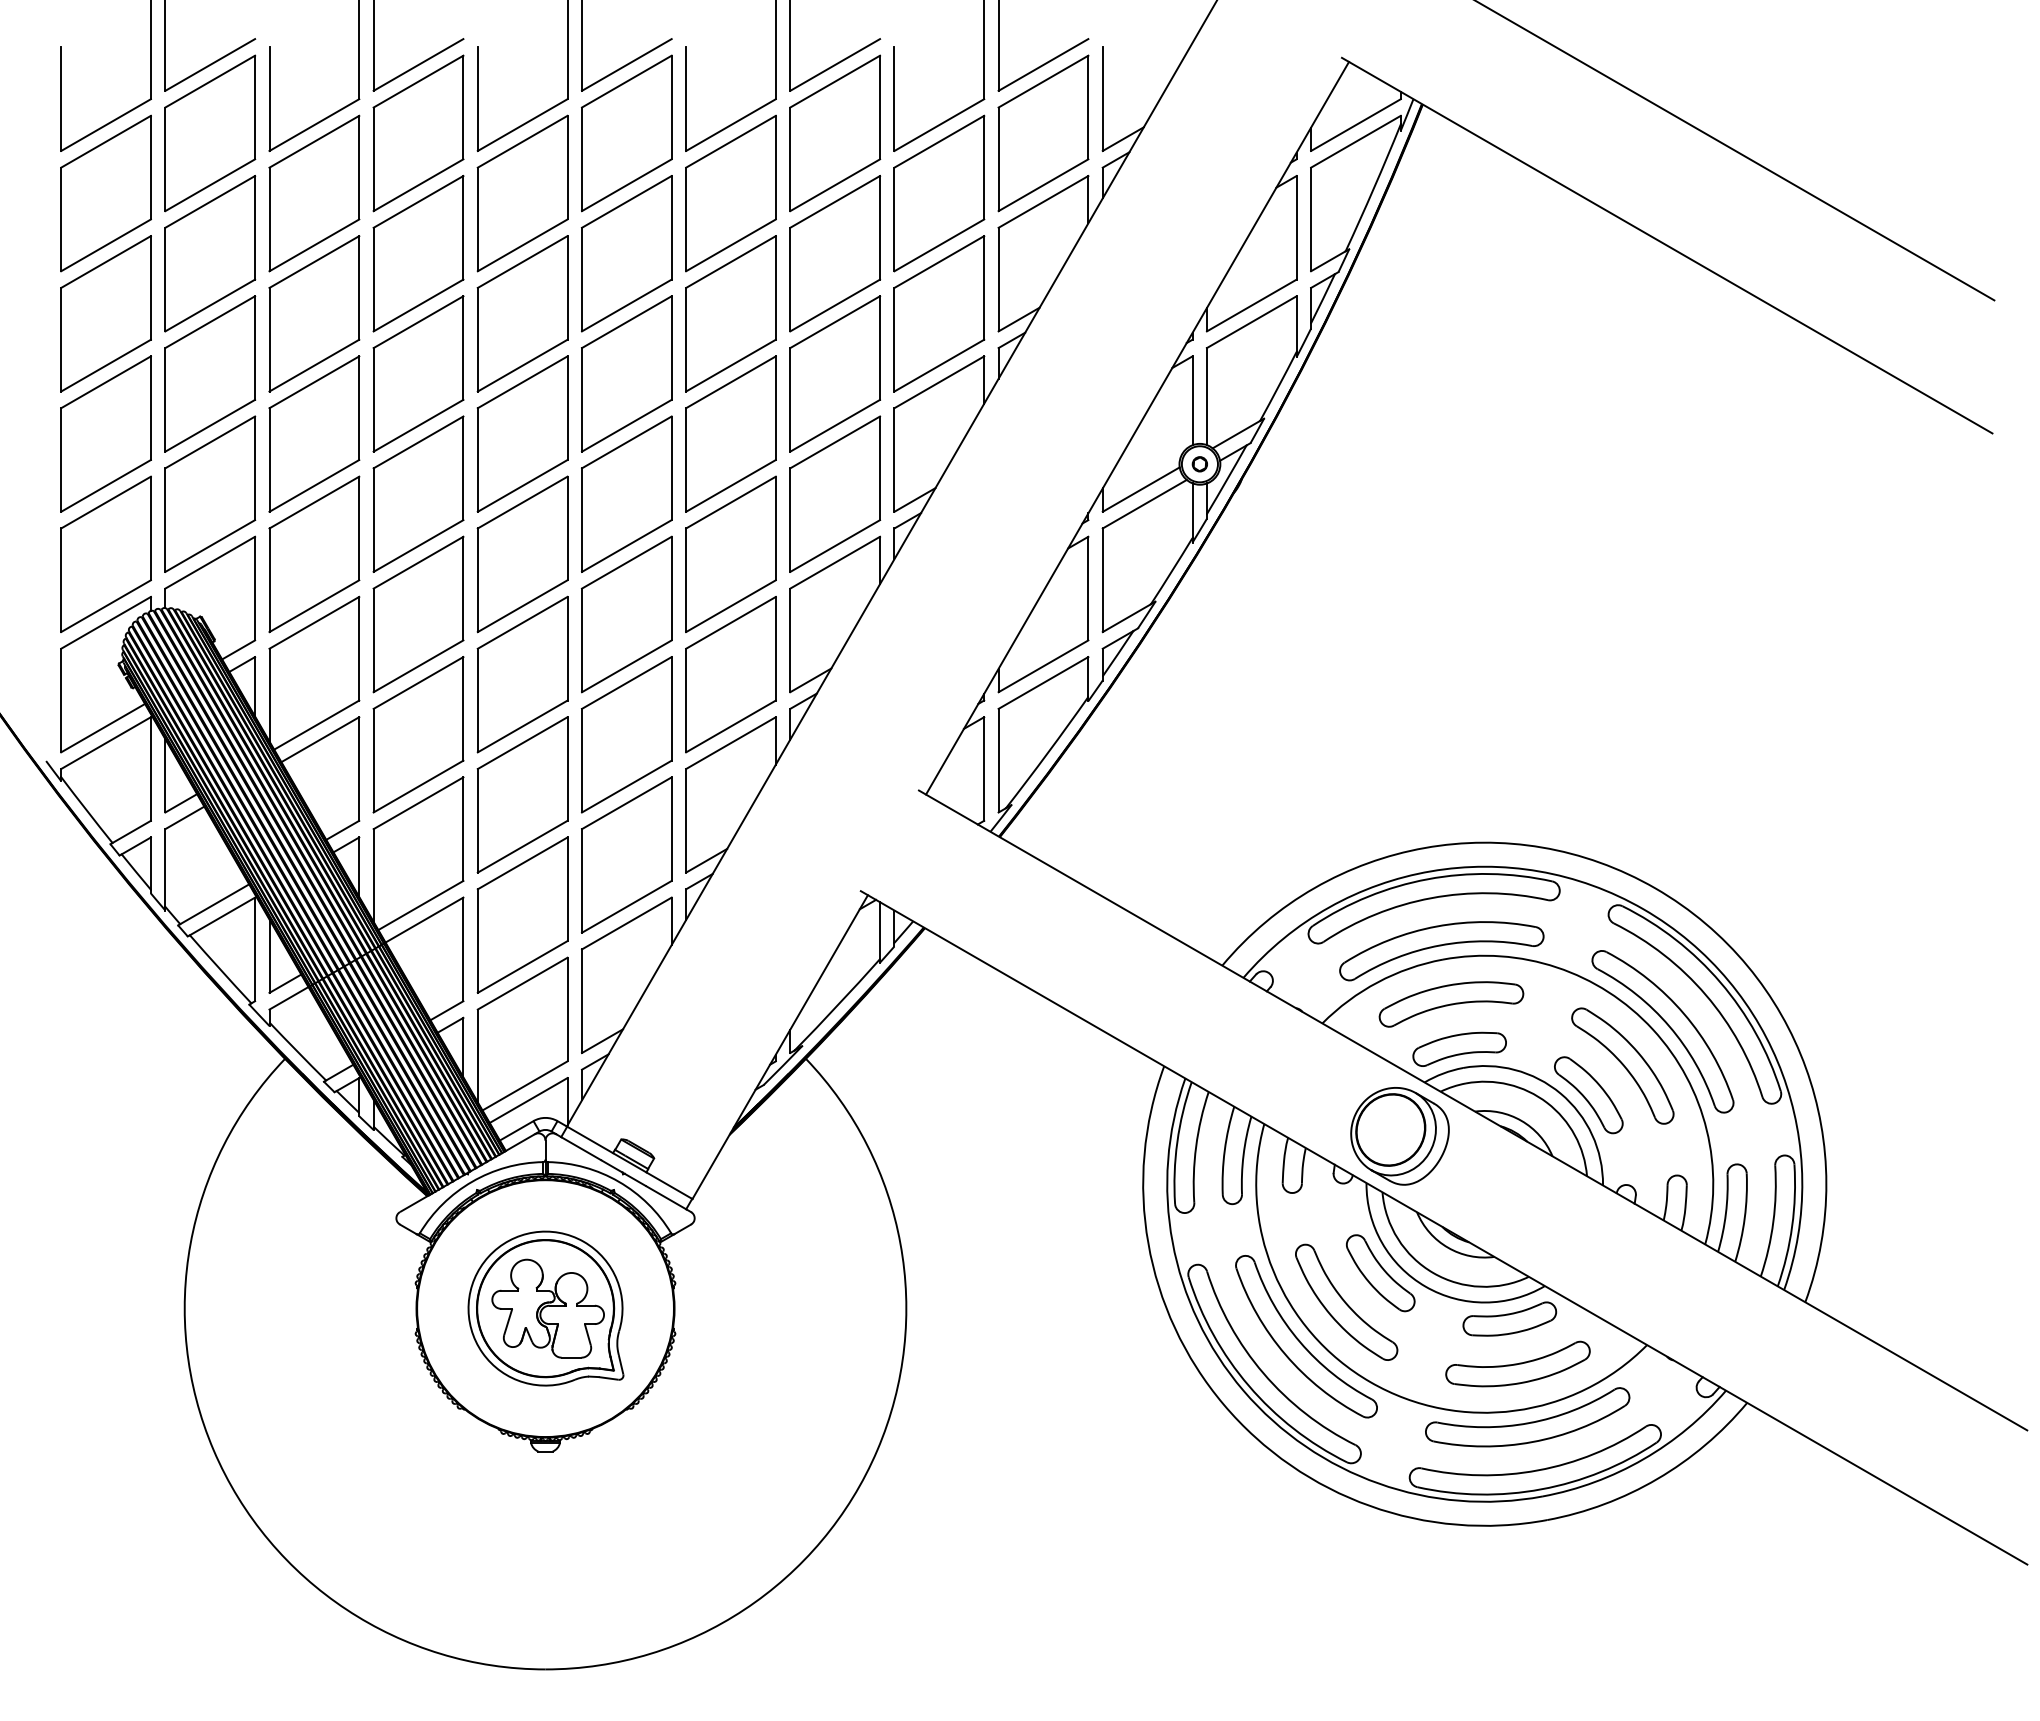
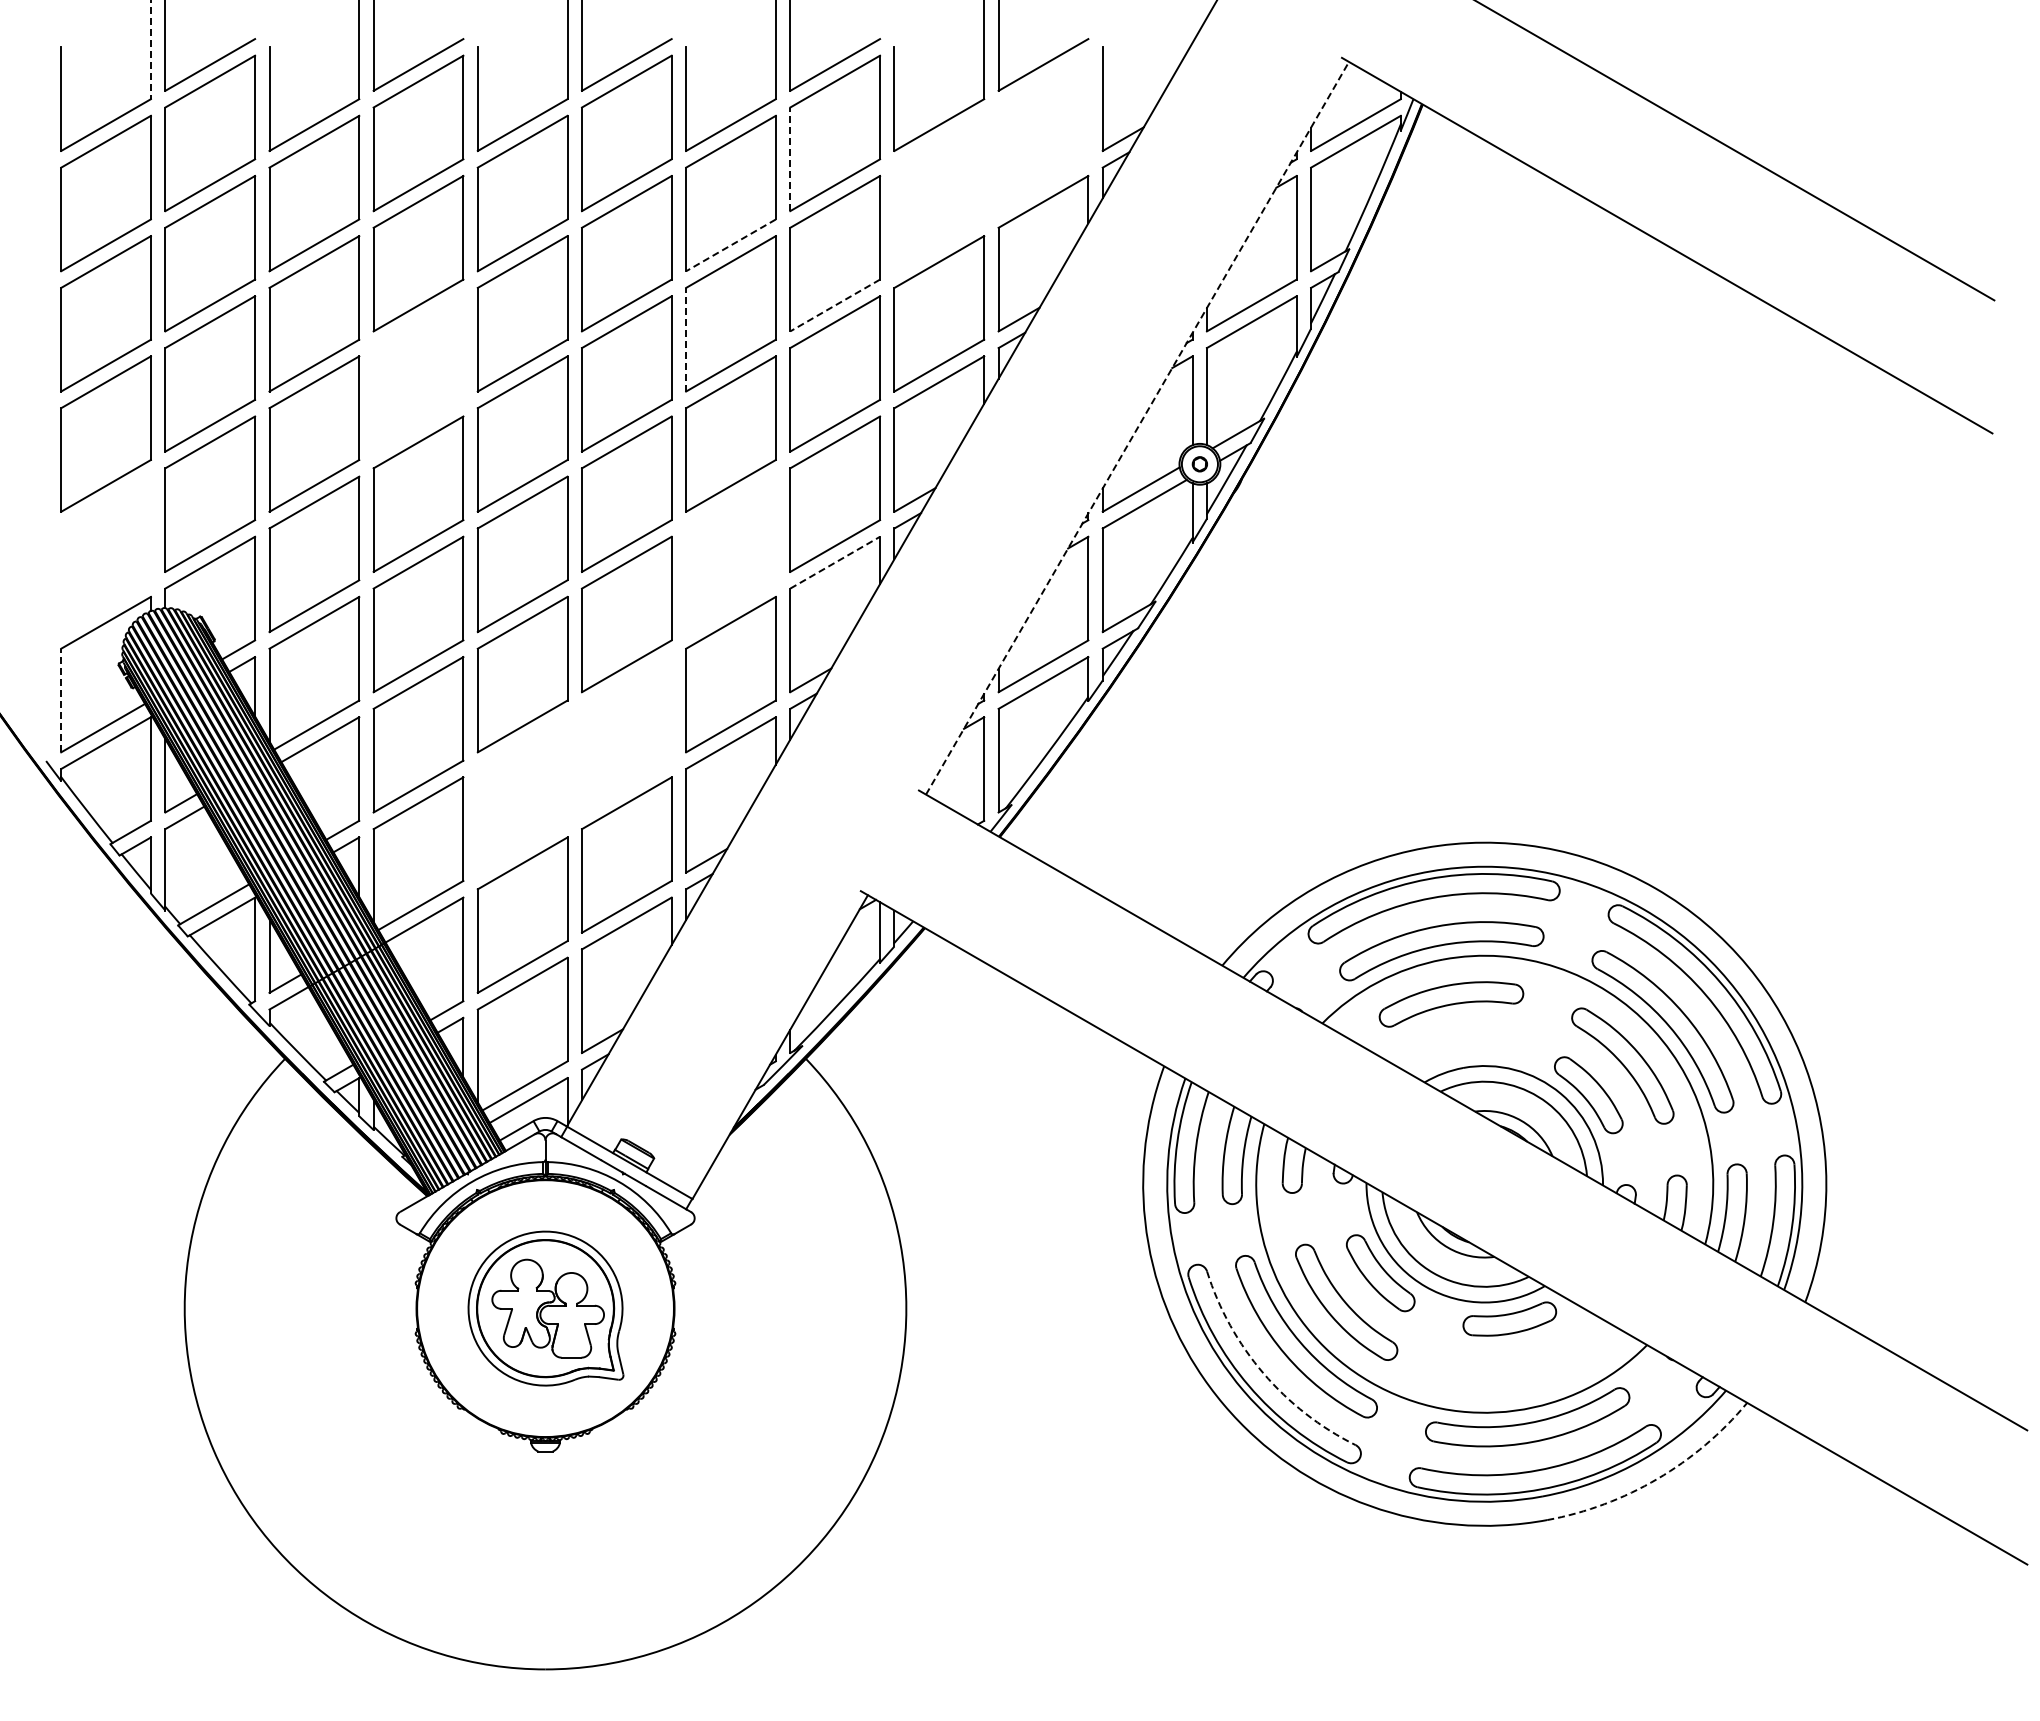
line: solid -> dashed (150, 50)
part: present -> none (1043, 133)
line: solid -> dashed (790, 159)
part: present -> none (939, 193)
line: solid -> dashed (731, 245)
line: solid -> dashed (835, 305)
line: solid -> dashed (686, 339)
part: present -> none (418, 373)
line: solid -> dashed (1137, 428)
part: present -> none (105, 553)
part: present -> none (730, 553)
line: solid -> dashed (835, 562)
line: solid -> dashed (61, 700)
part: present -> none (626, 734)
part: present -> none (522, 794)
part: present -> none (1459, 1048)
part: present -> none (1399, 1136)
part: present -> none (1517, 1363)
arc: solid -> dashed (1263, 1373)
arc: solid -> dashed (1657, 1478)
